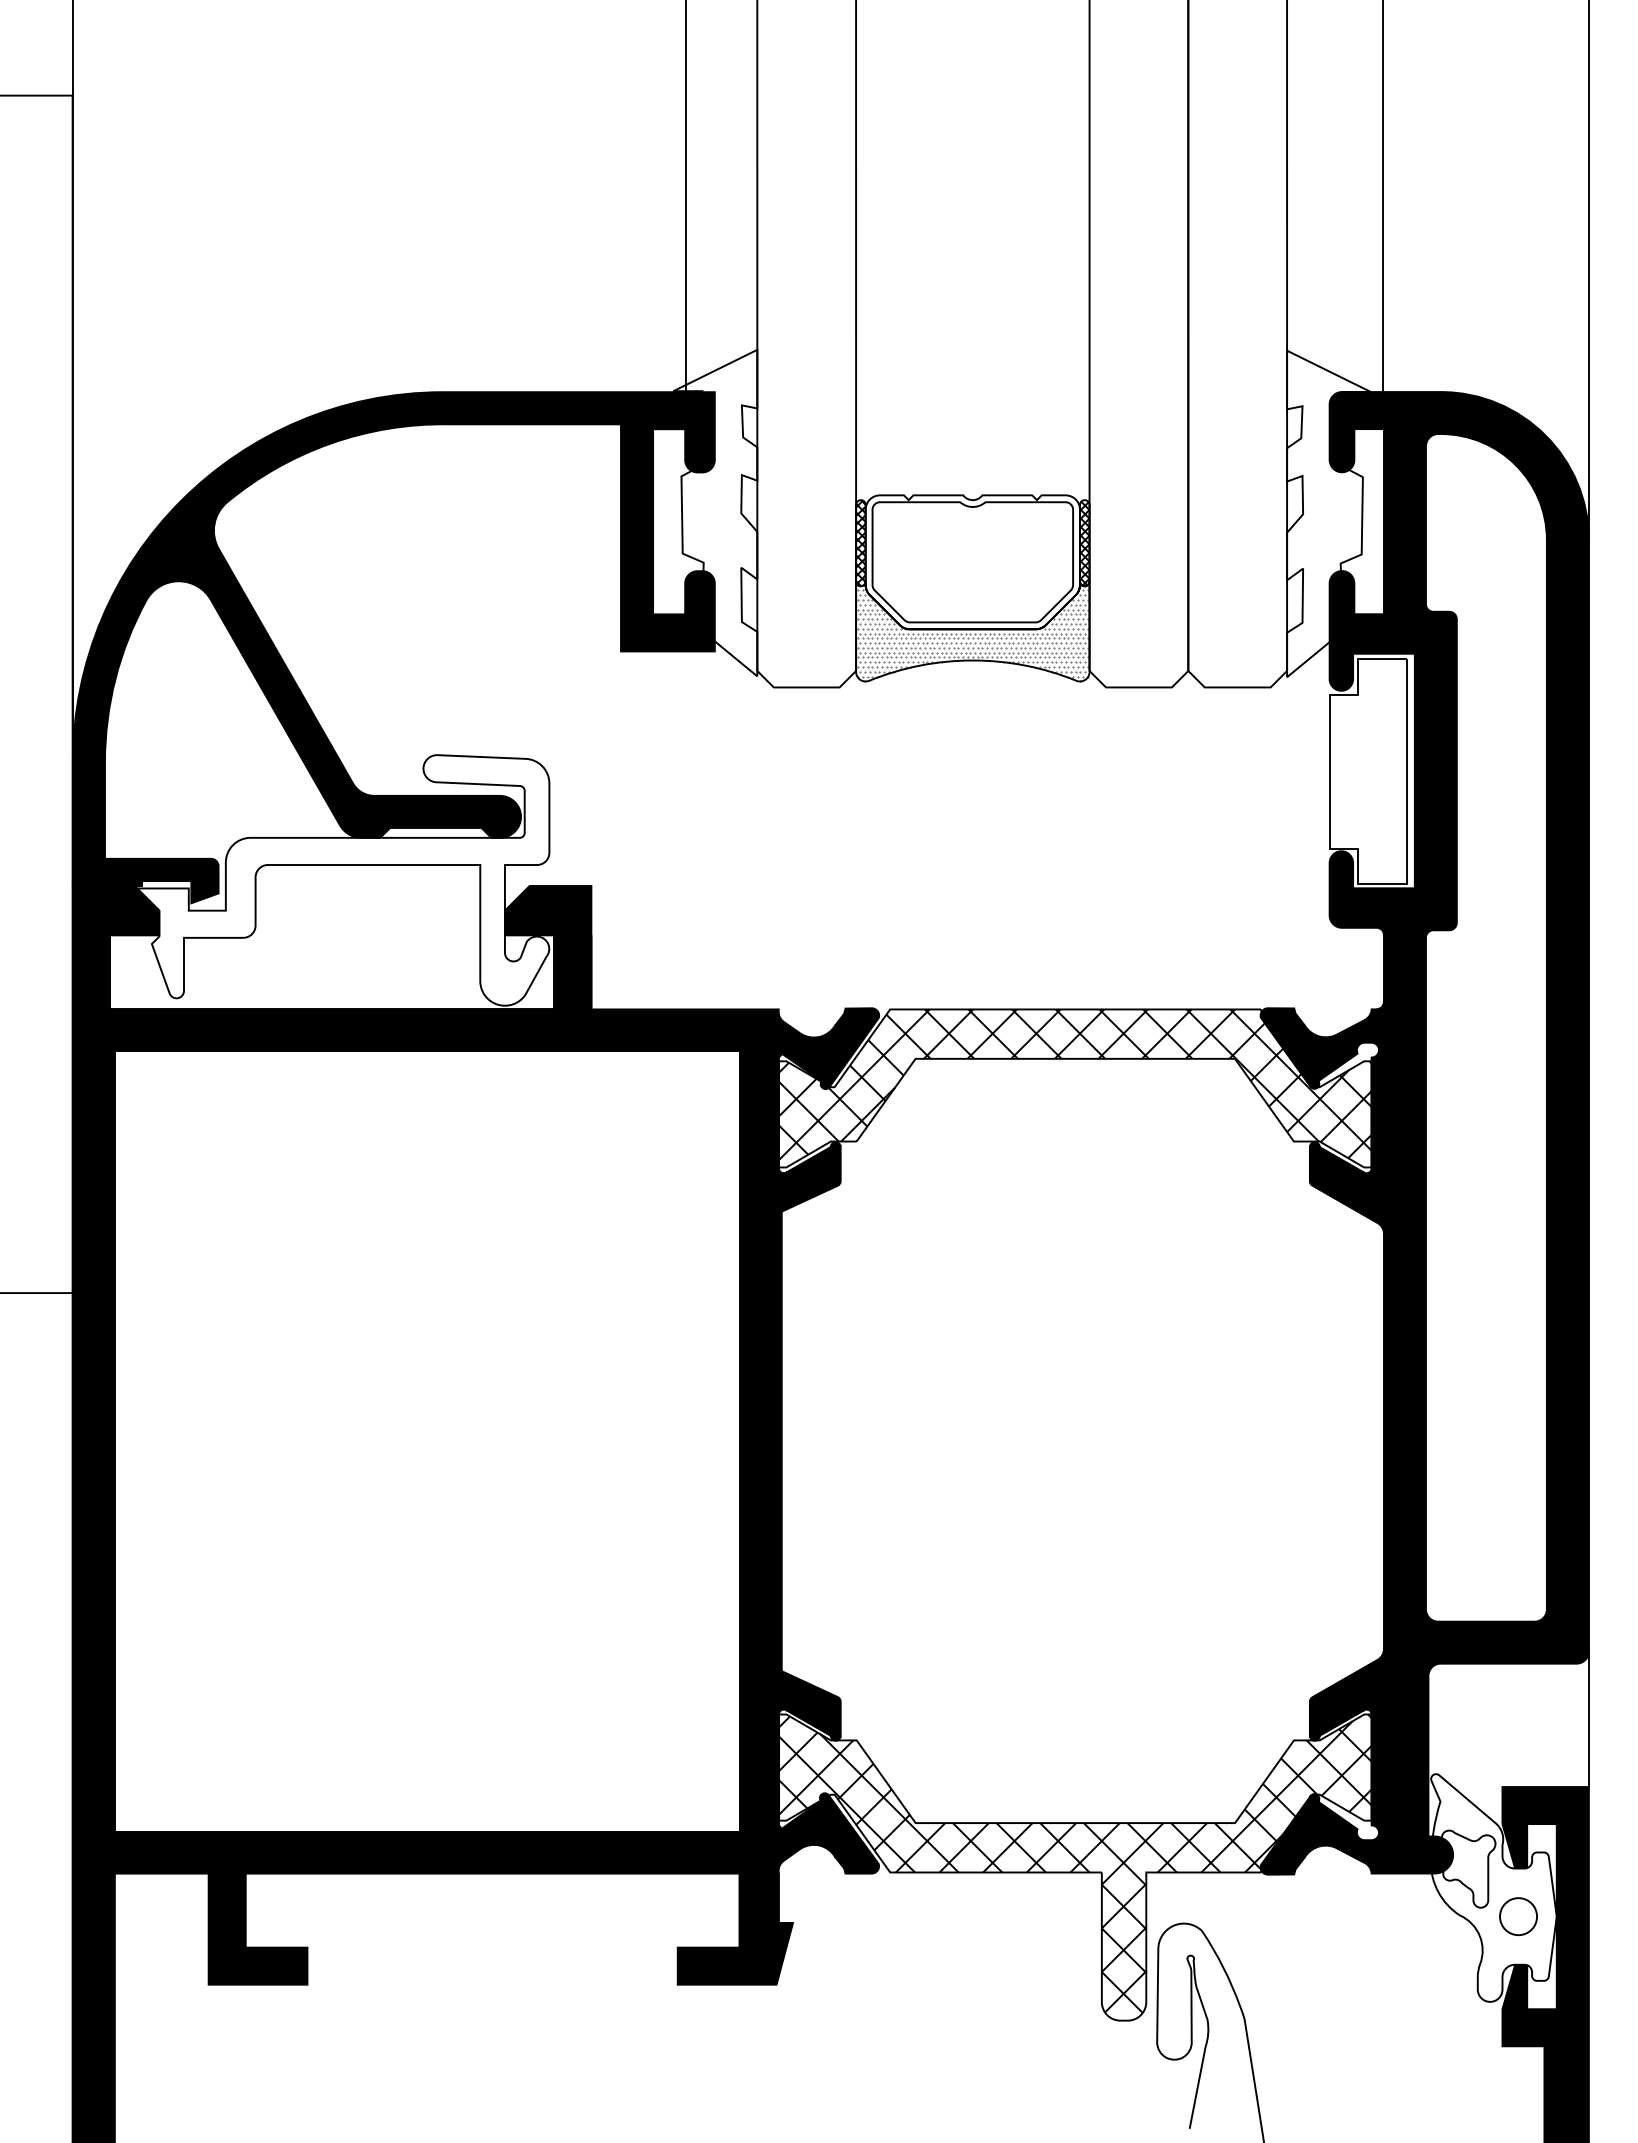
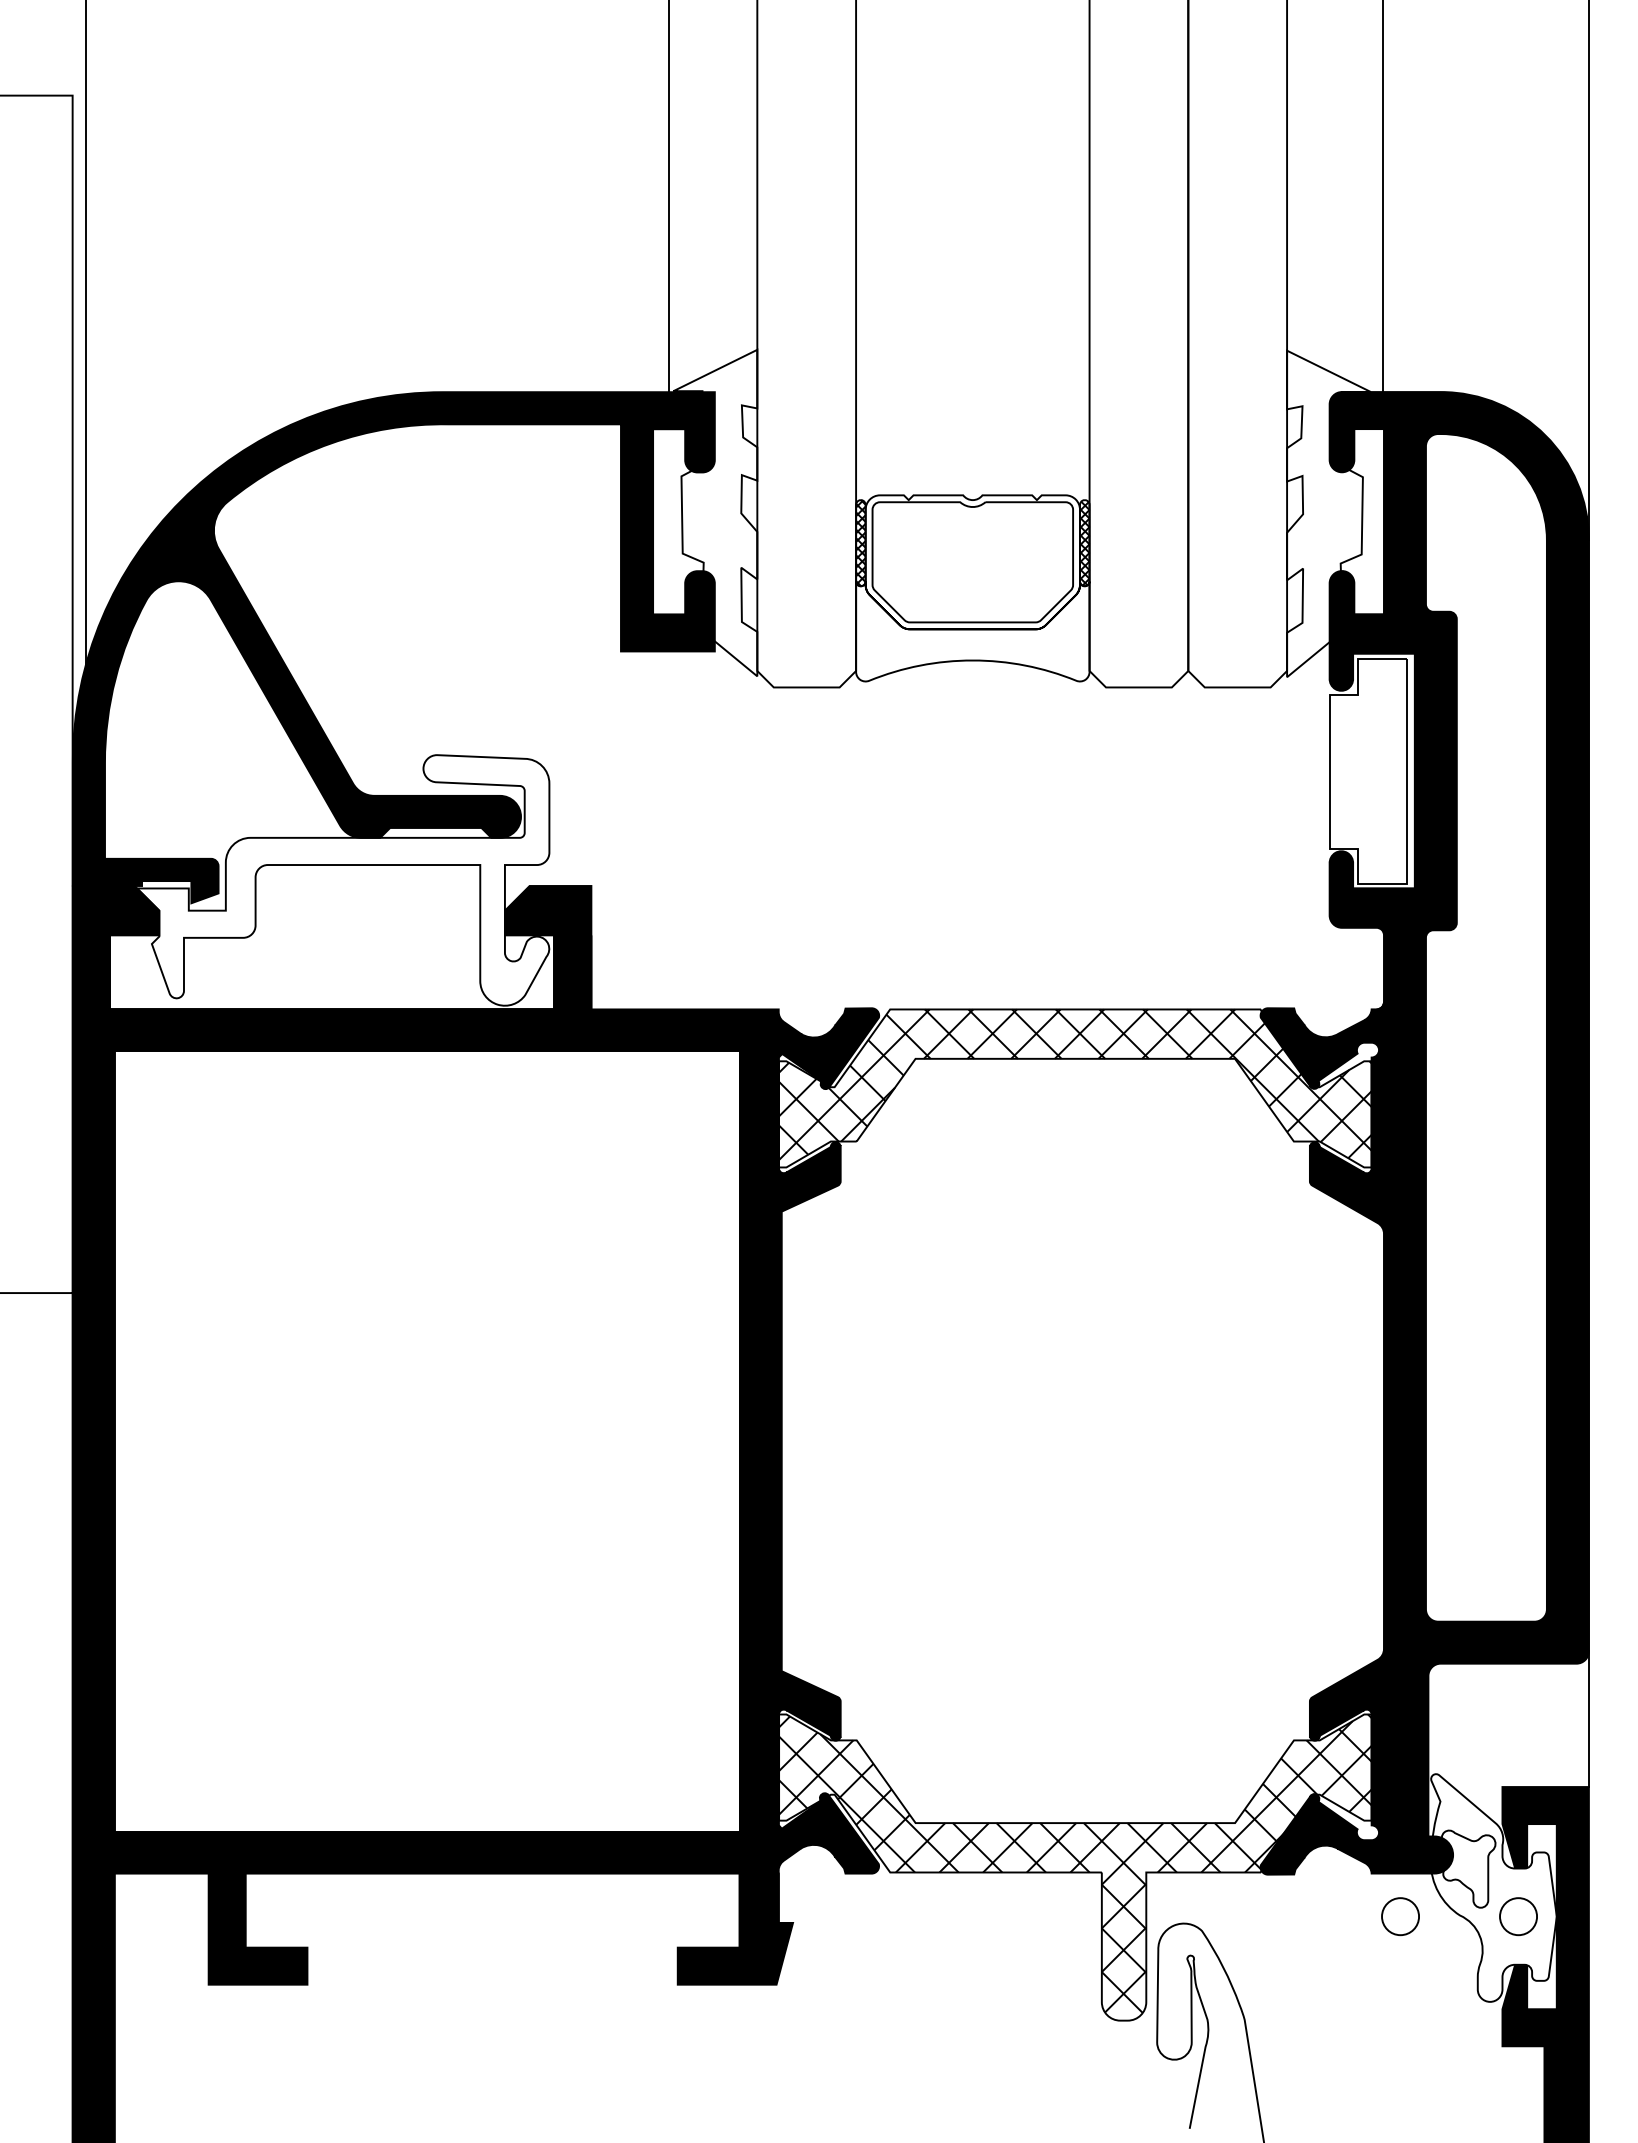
line position: (685, 197) -> (668, 197) (668, 197)
line position: (72, 382) -> (85, 382) (85, 382)
hatch: present -> none (972, 633)
circle: none -> present (1400, 1916)
